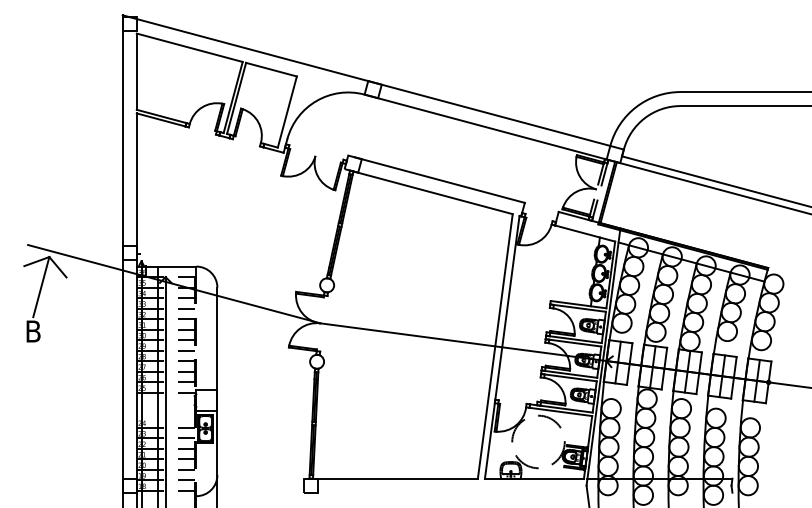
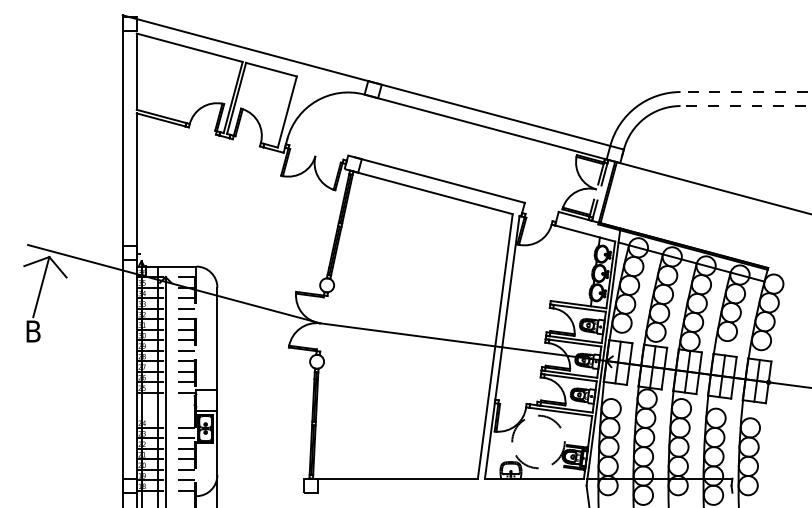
line: solid -> dashed (745, 92)
line: solid -> dashed (745, 106)
line: present -> none (715, 181)
